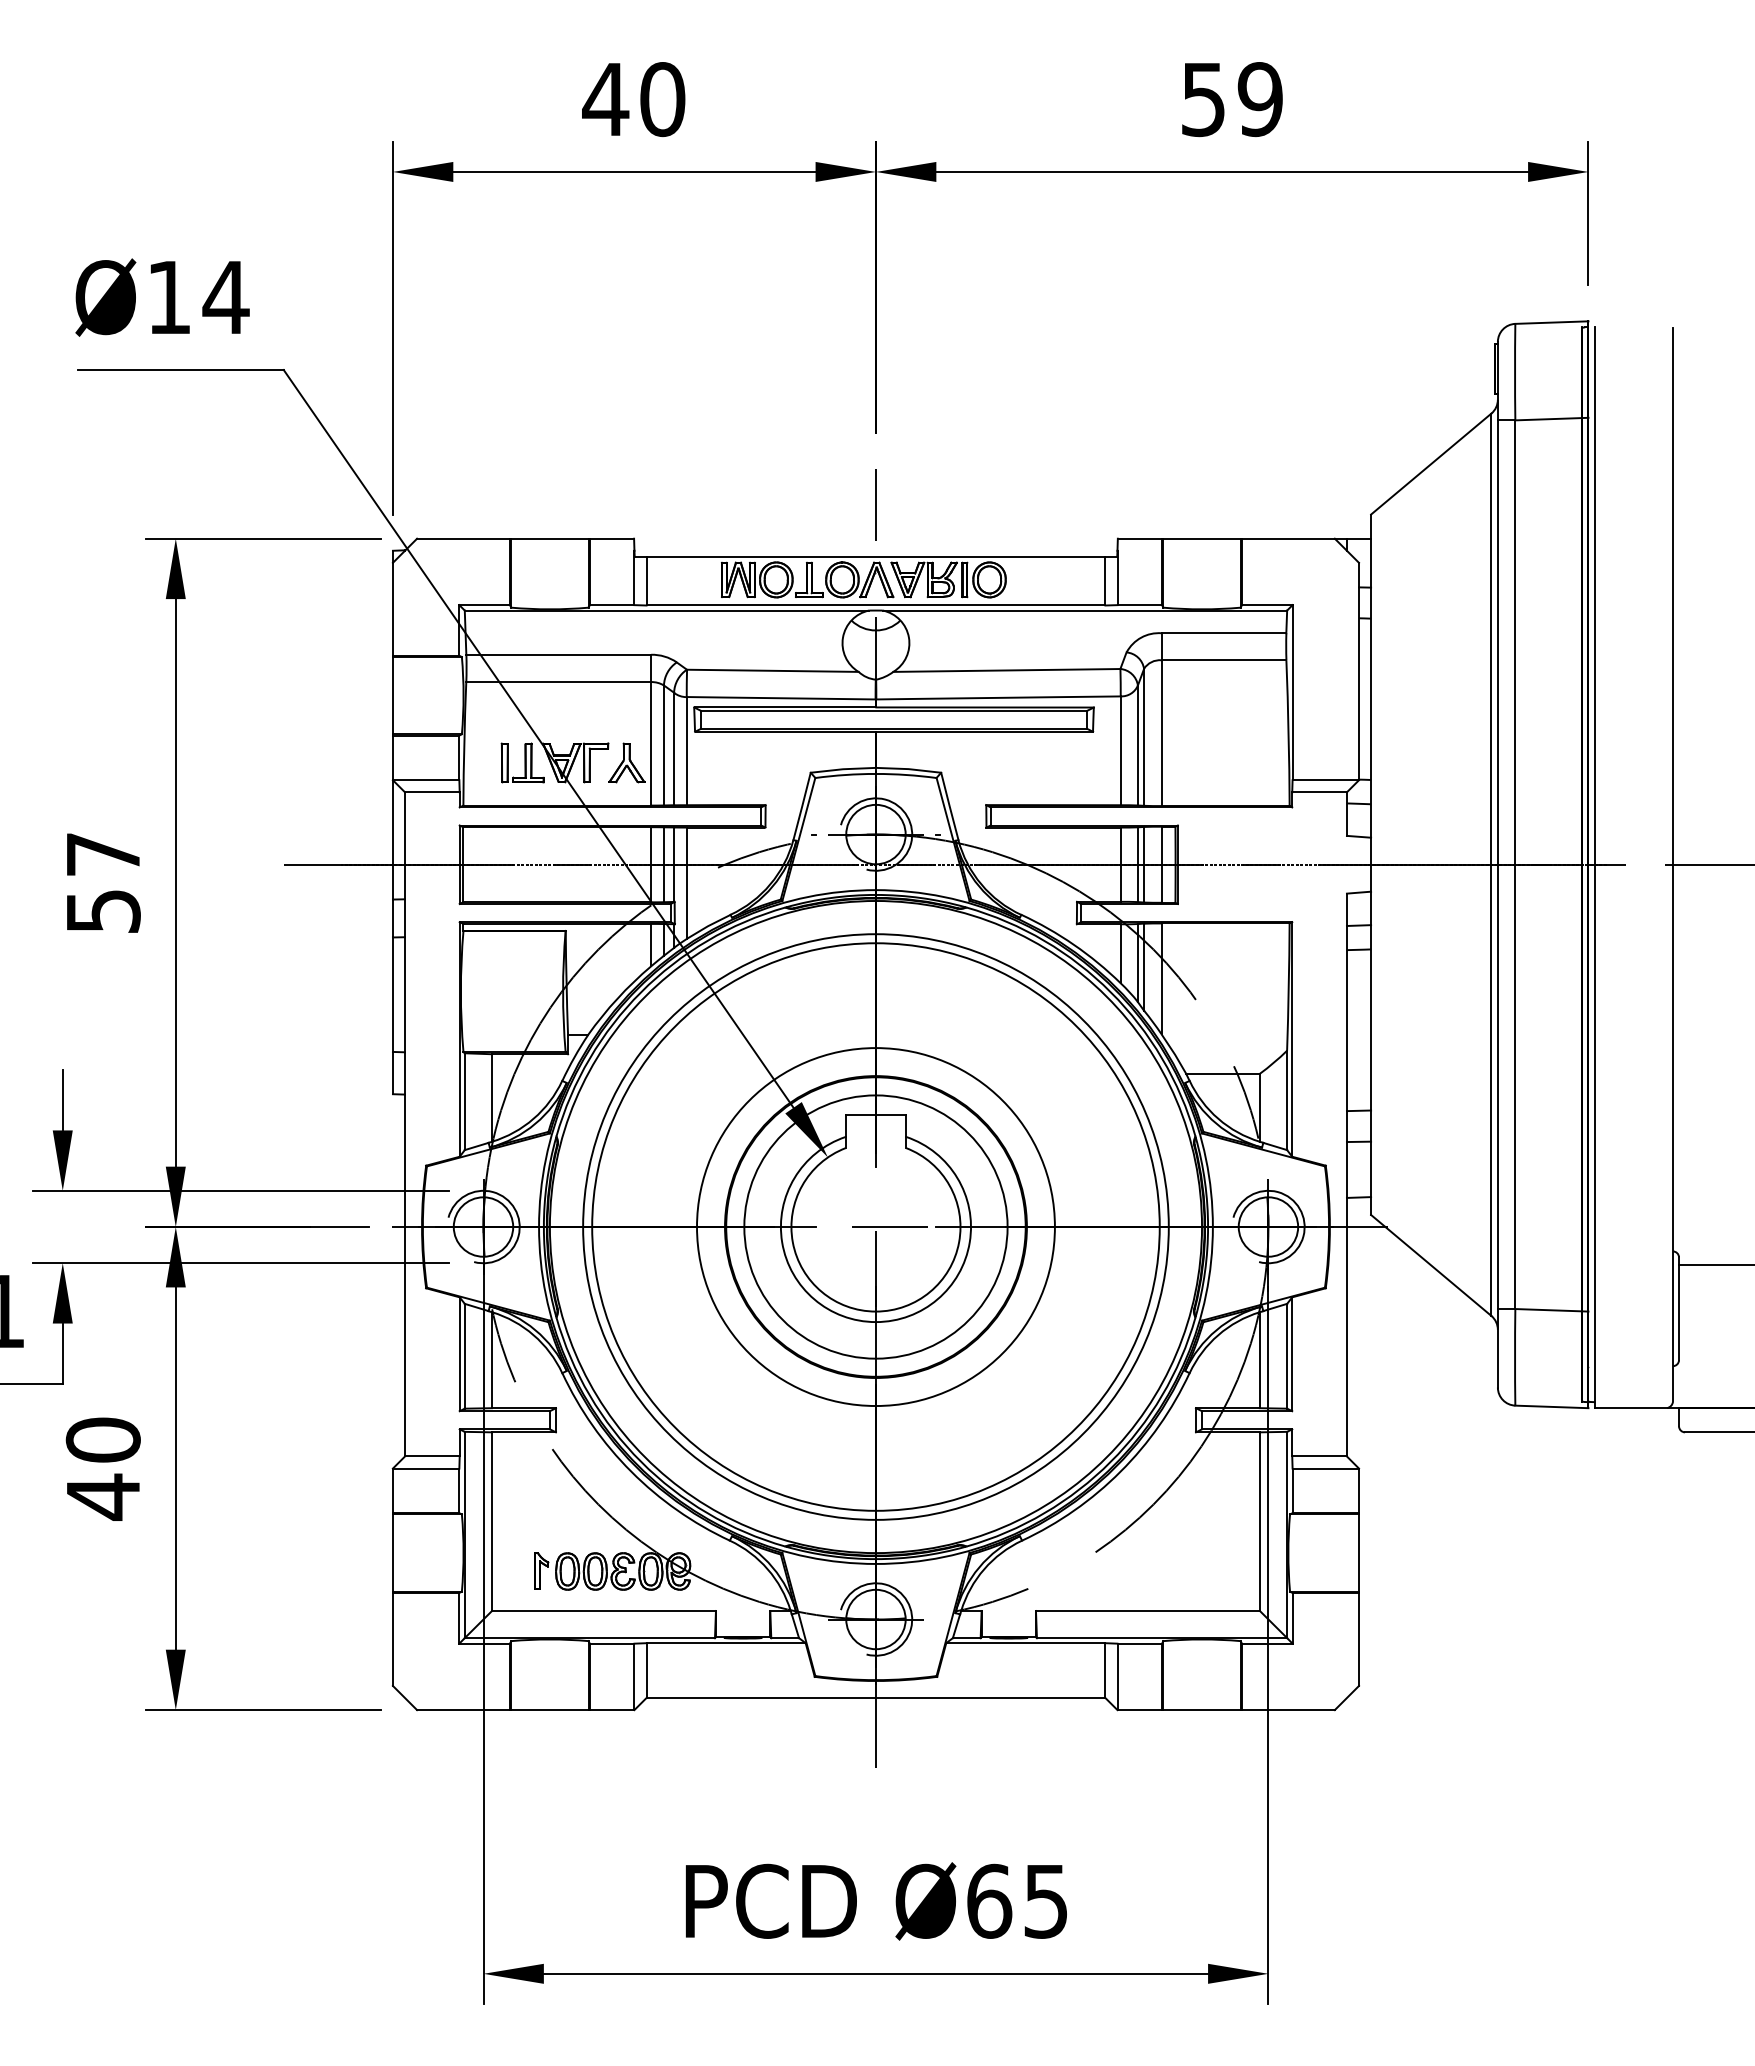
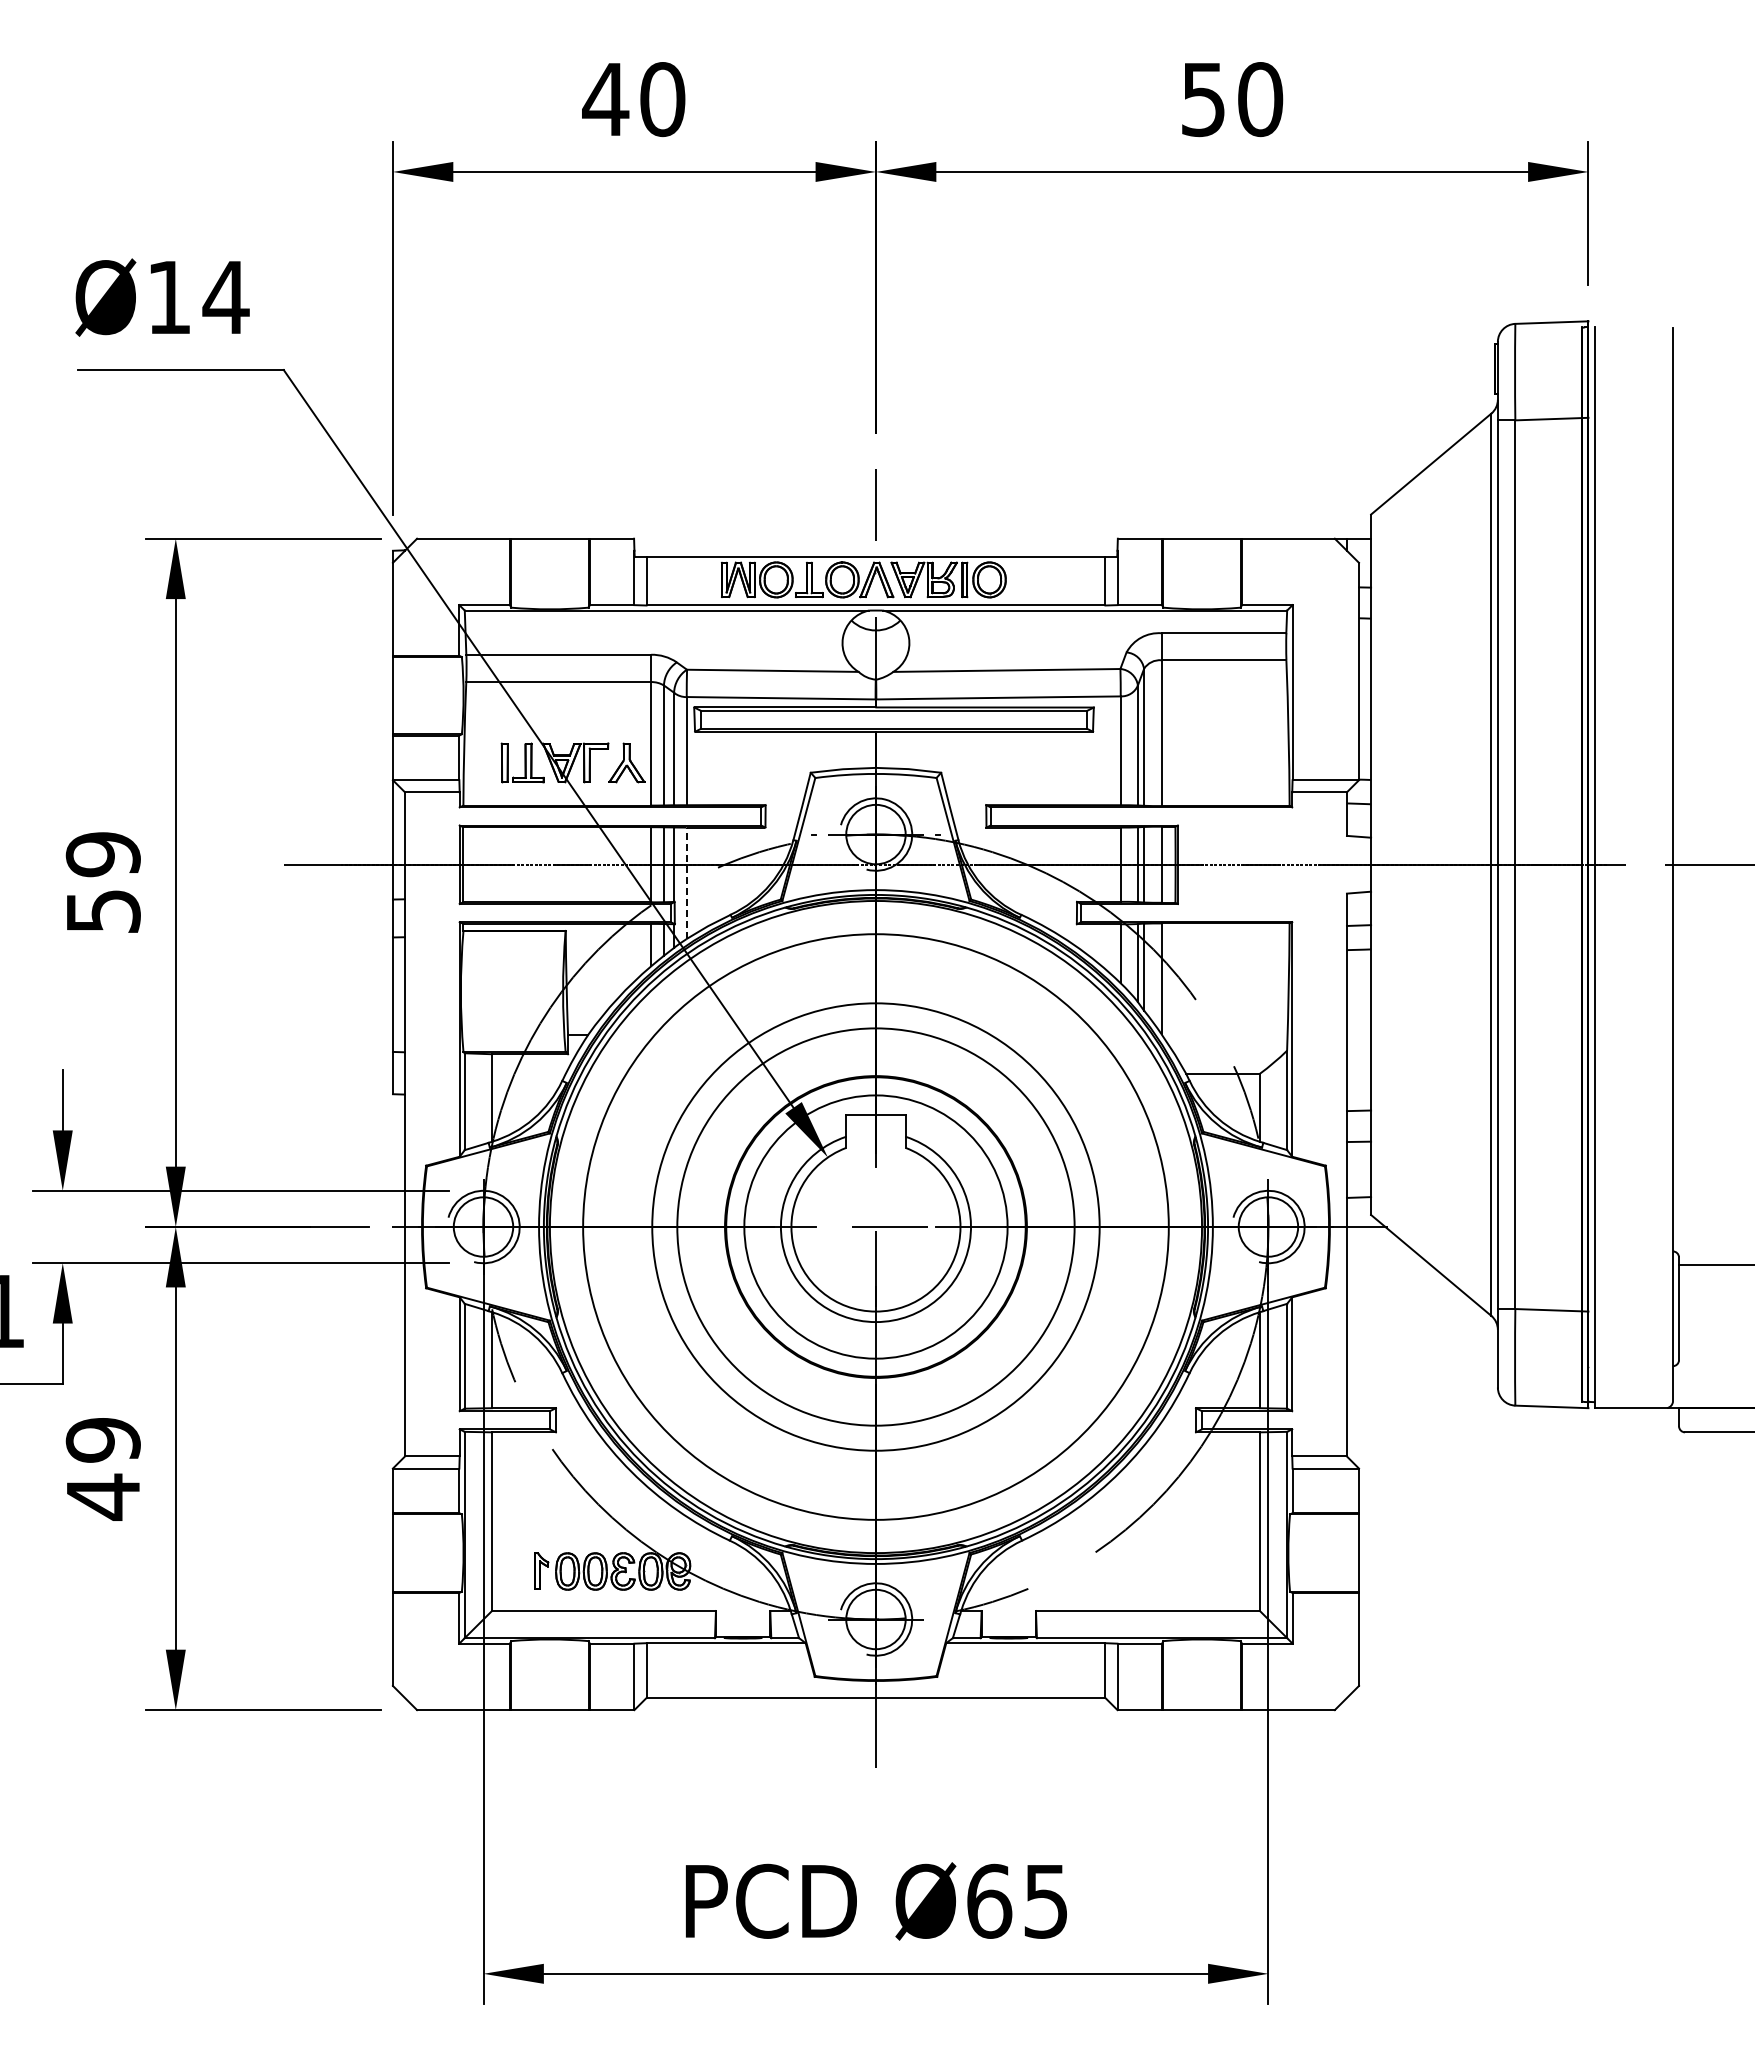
text: 59 -> 50 (1260, 99)
text: 57 -> 59 (102, 854)
line: solid -> dashed (686, 883)
circle diameter: 568 px -> 397 px (875, 1226)
circle diameter: 358 px -> 447 px (875, 1226)
text: 40 -> 49 (103, 1439)
